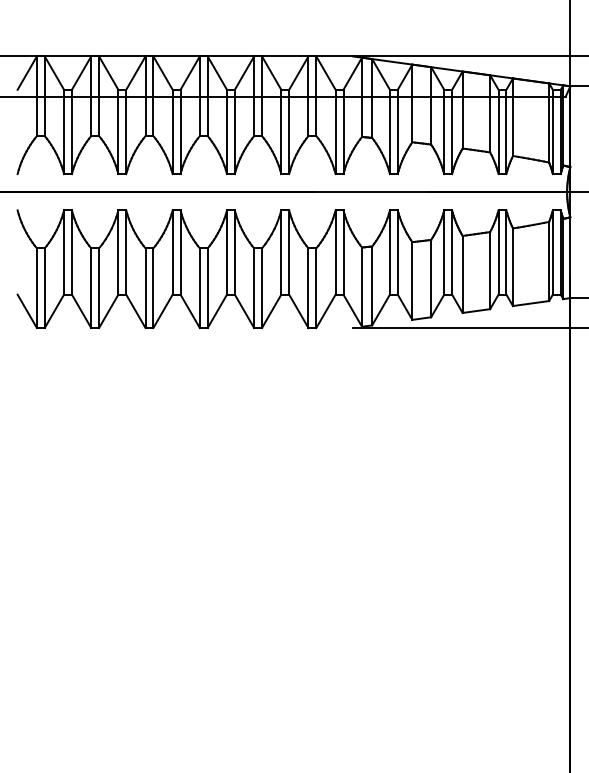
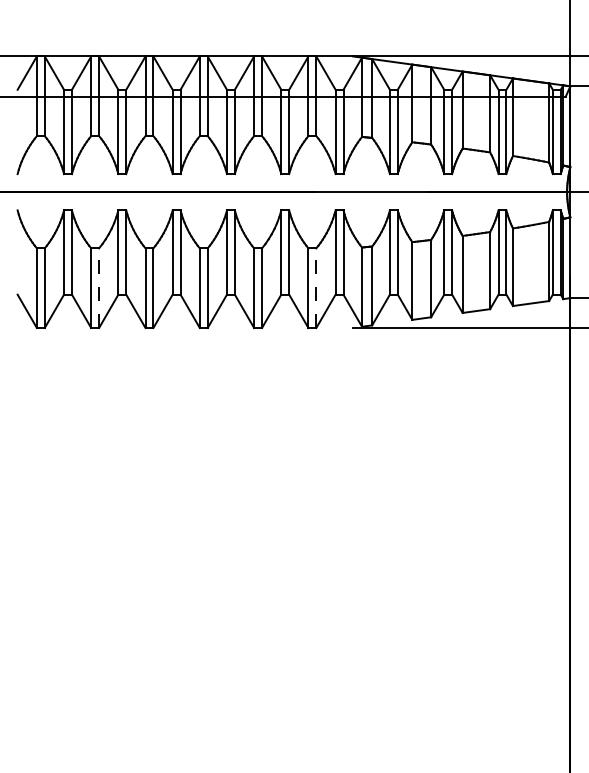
line: solid -> dashed (99, 288)
line: solid -> dashed (316, 288)
